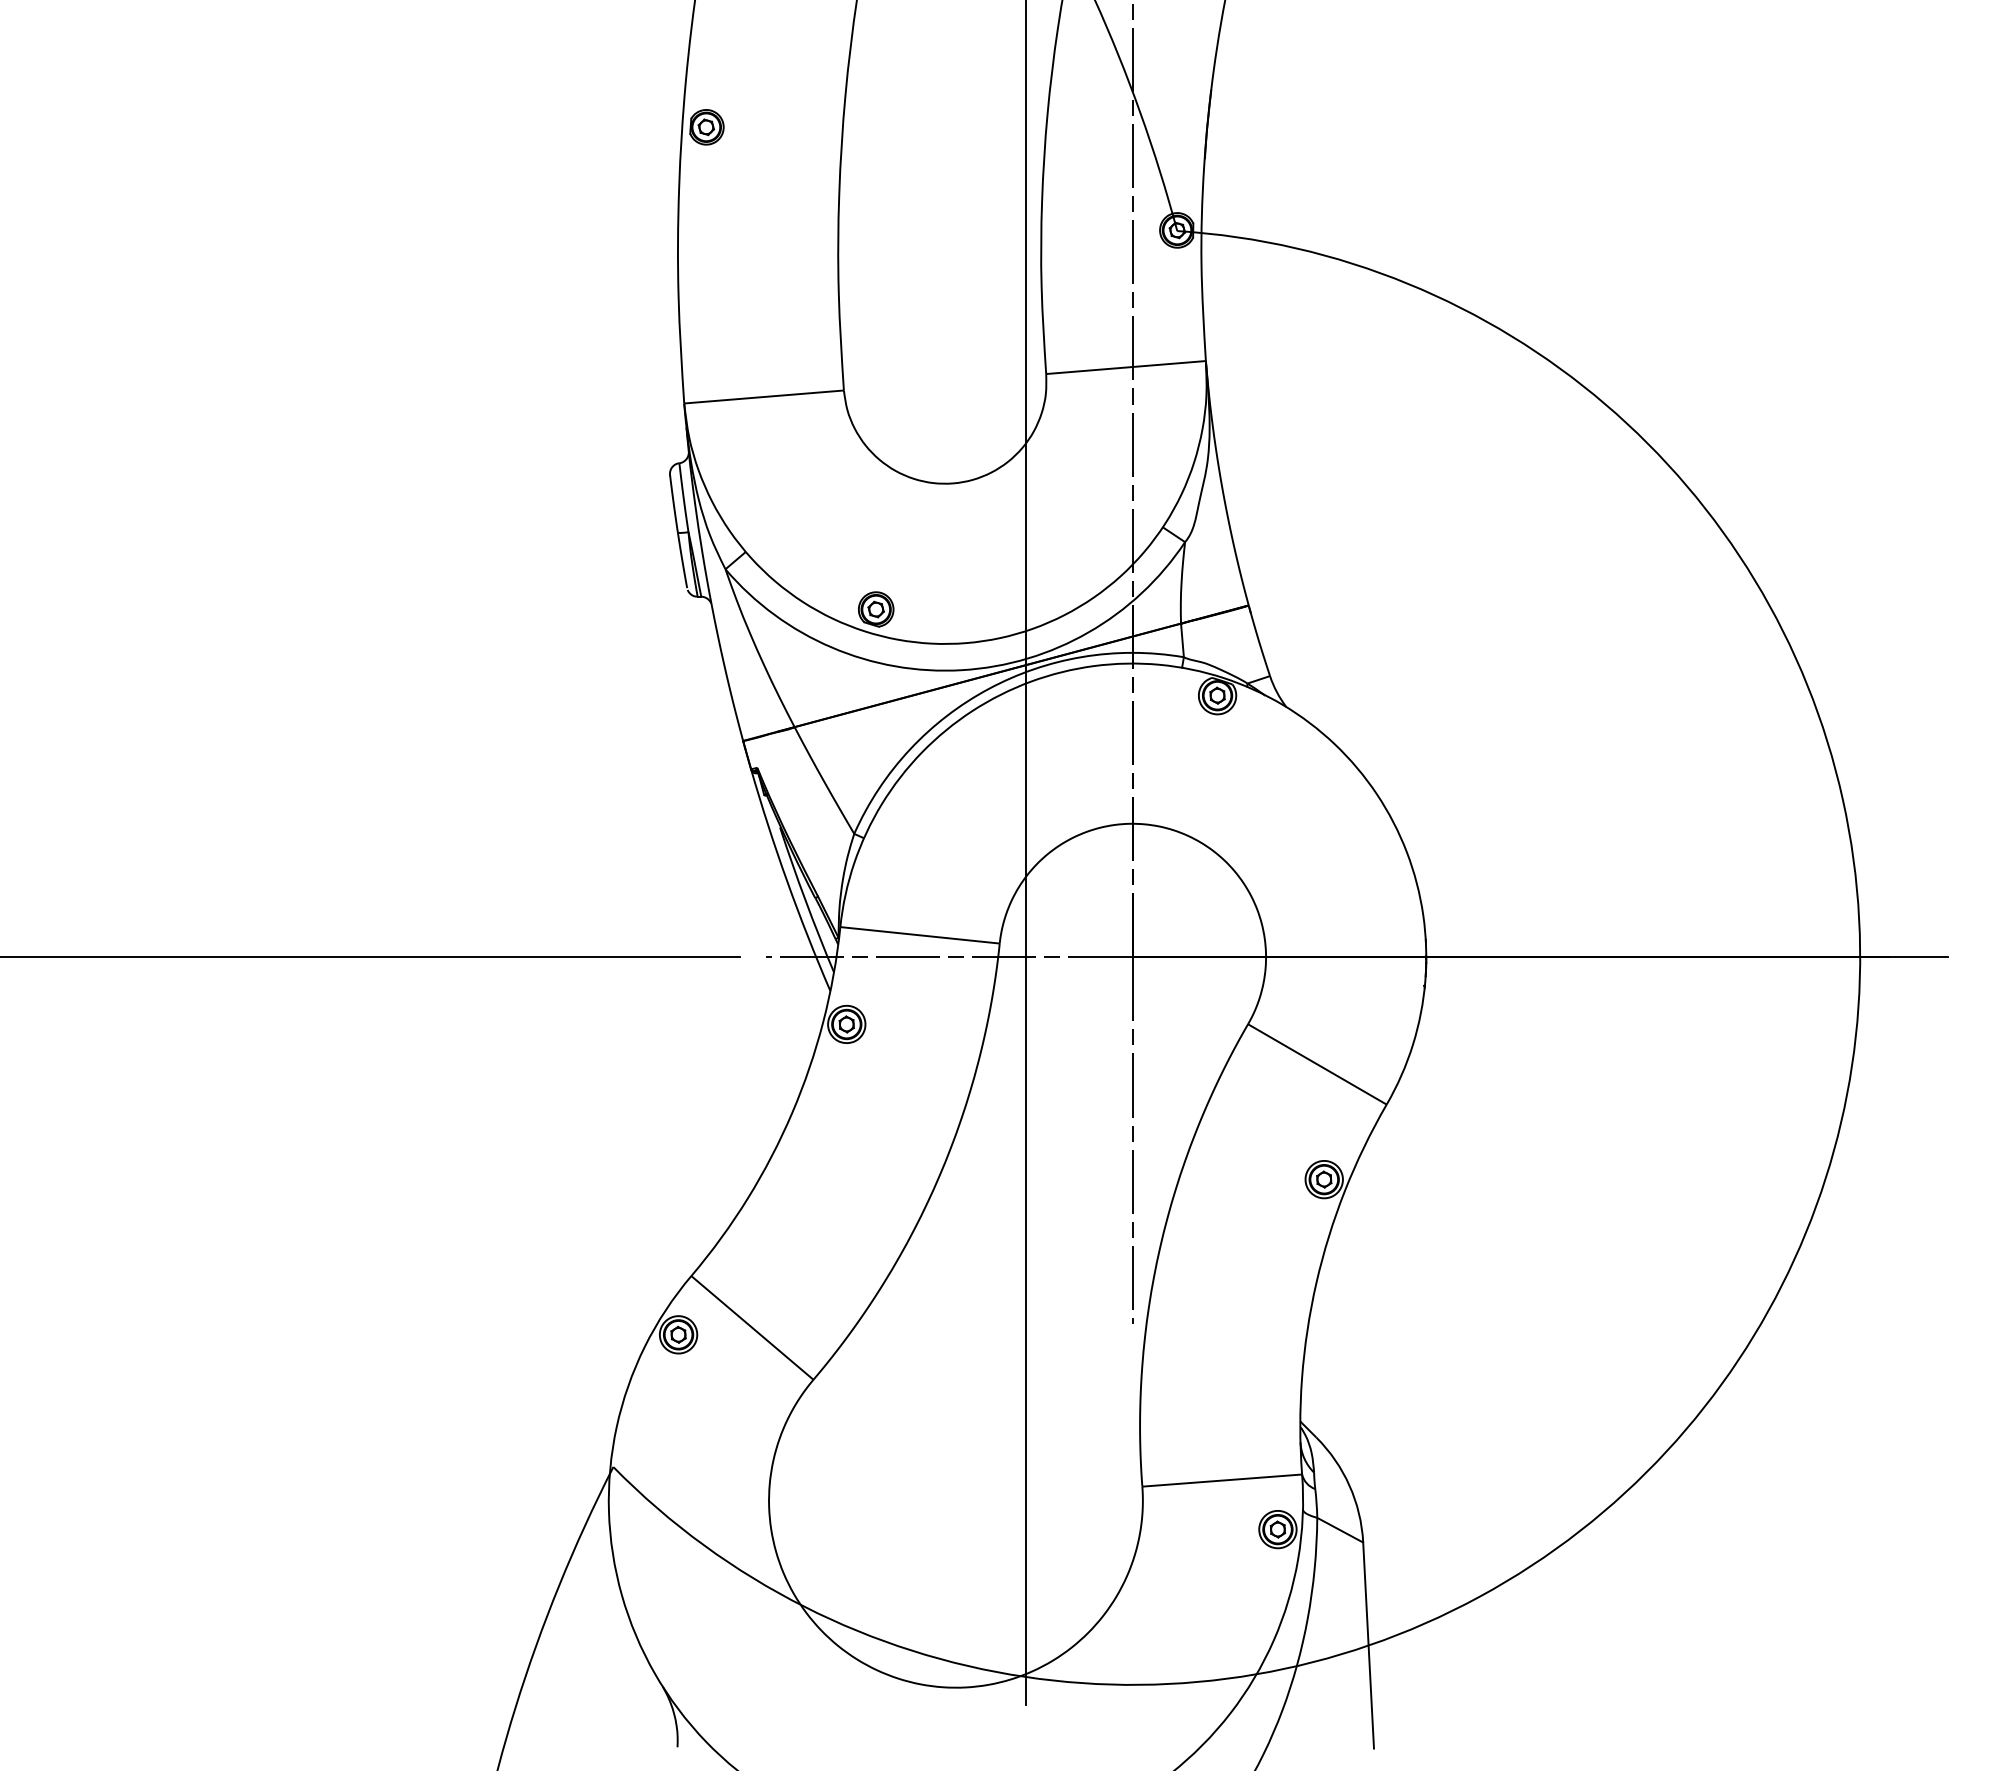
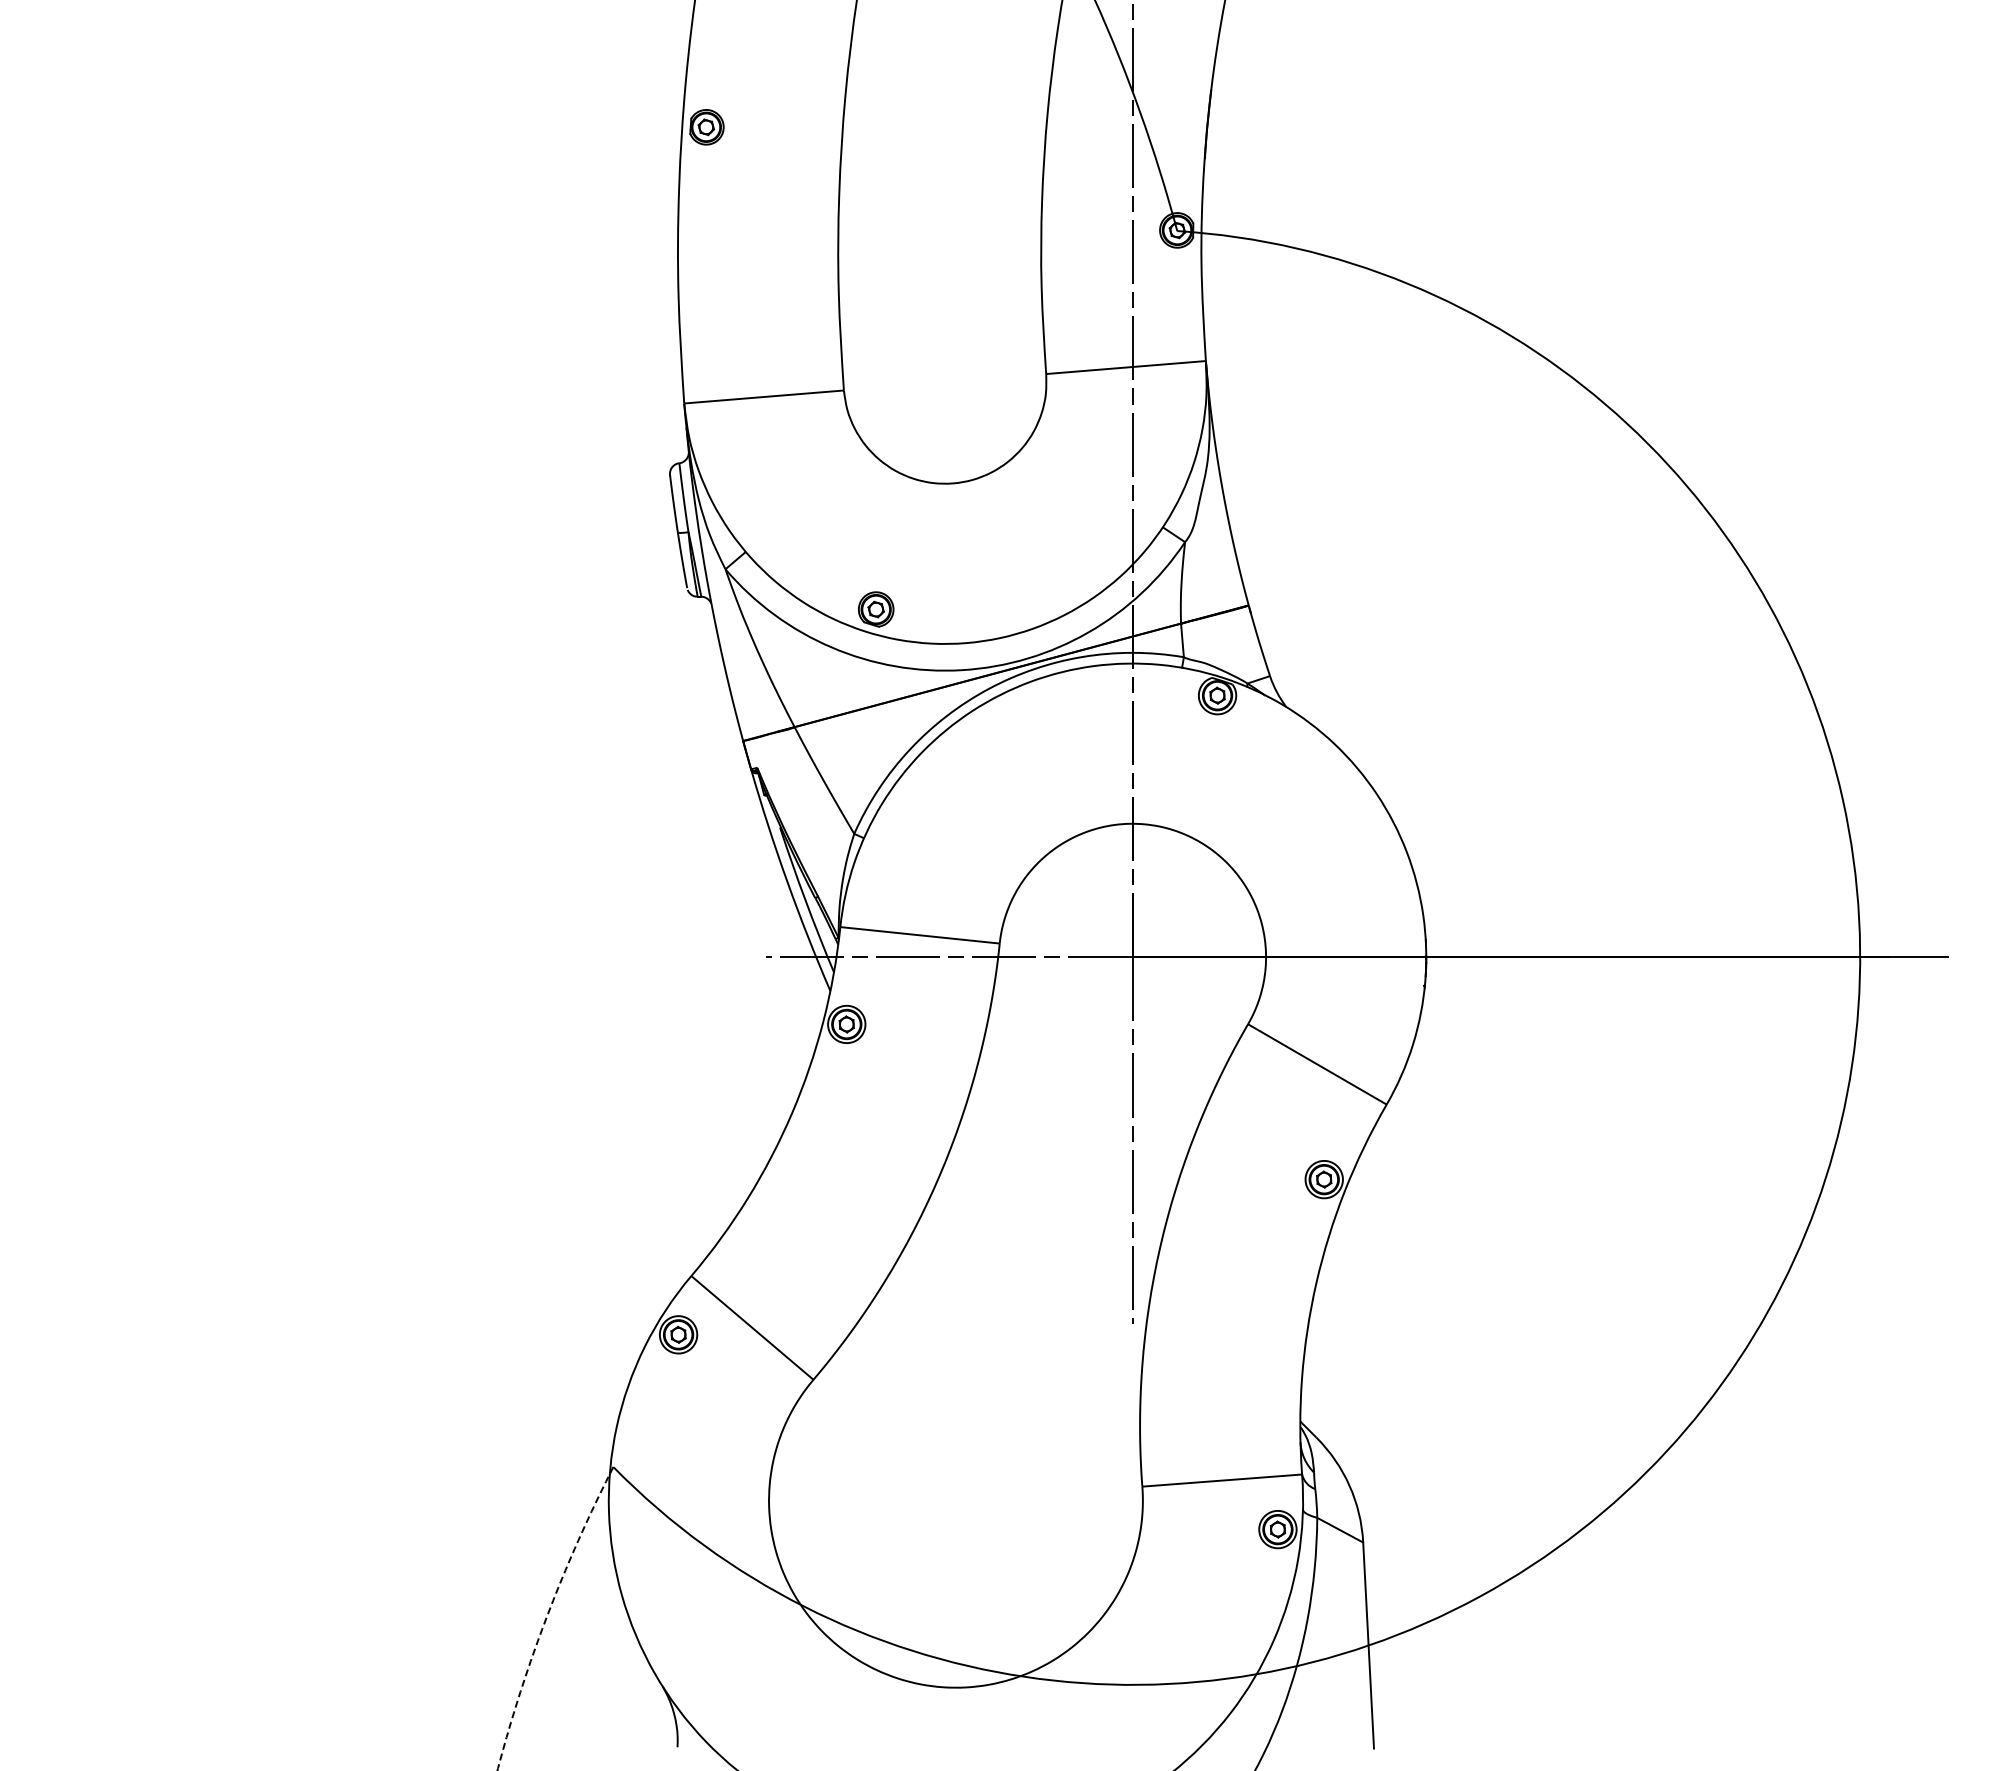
line: present -> none (1025, 853)
line: present -> none (370, 957)
arc: solid -> dashed (547, 1615)
